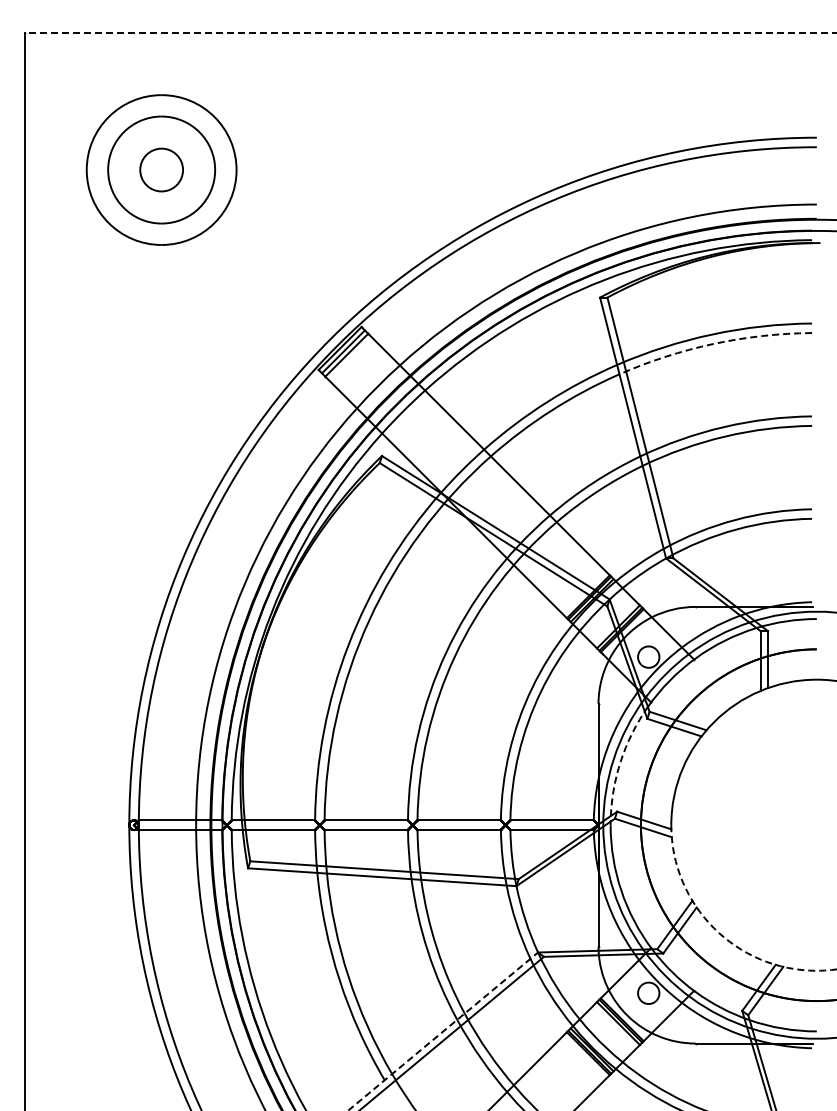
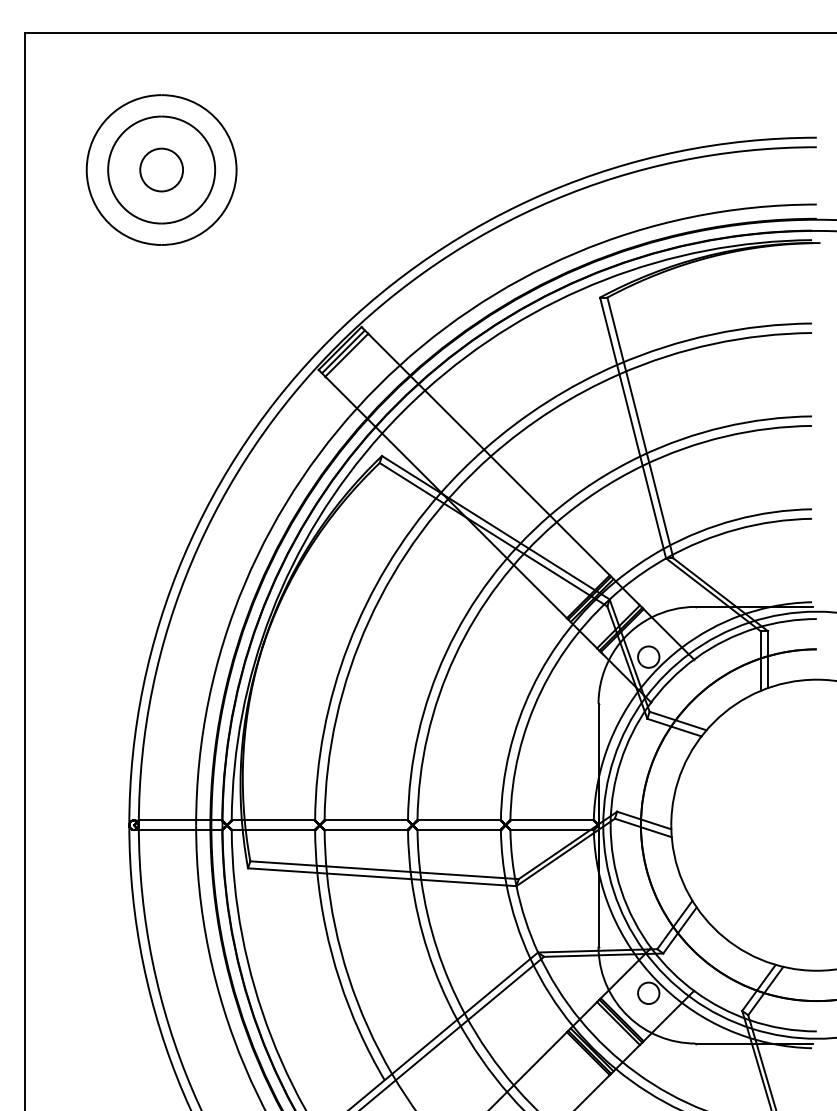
line: dashed -> solid (430, 33)
arc: dashed -> solid (713, 343)
arc: dashed -> solid (620, 761)
arc: dashed -> solid (721, 935)
line: dashed -> solid (443, 1031)
